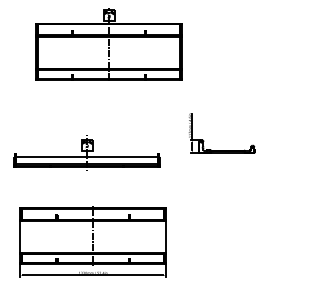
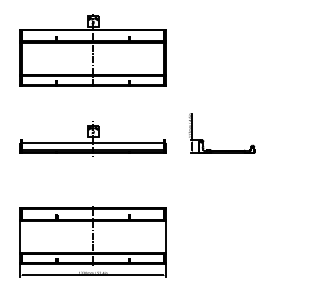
part position: (108, 44) -> (92, 50) (92, 50)
part position: (86, 152) -> (92, 138) (92, 138)
